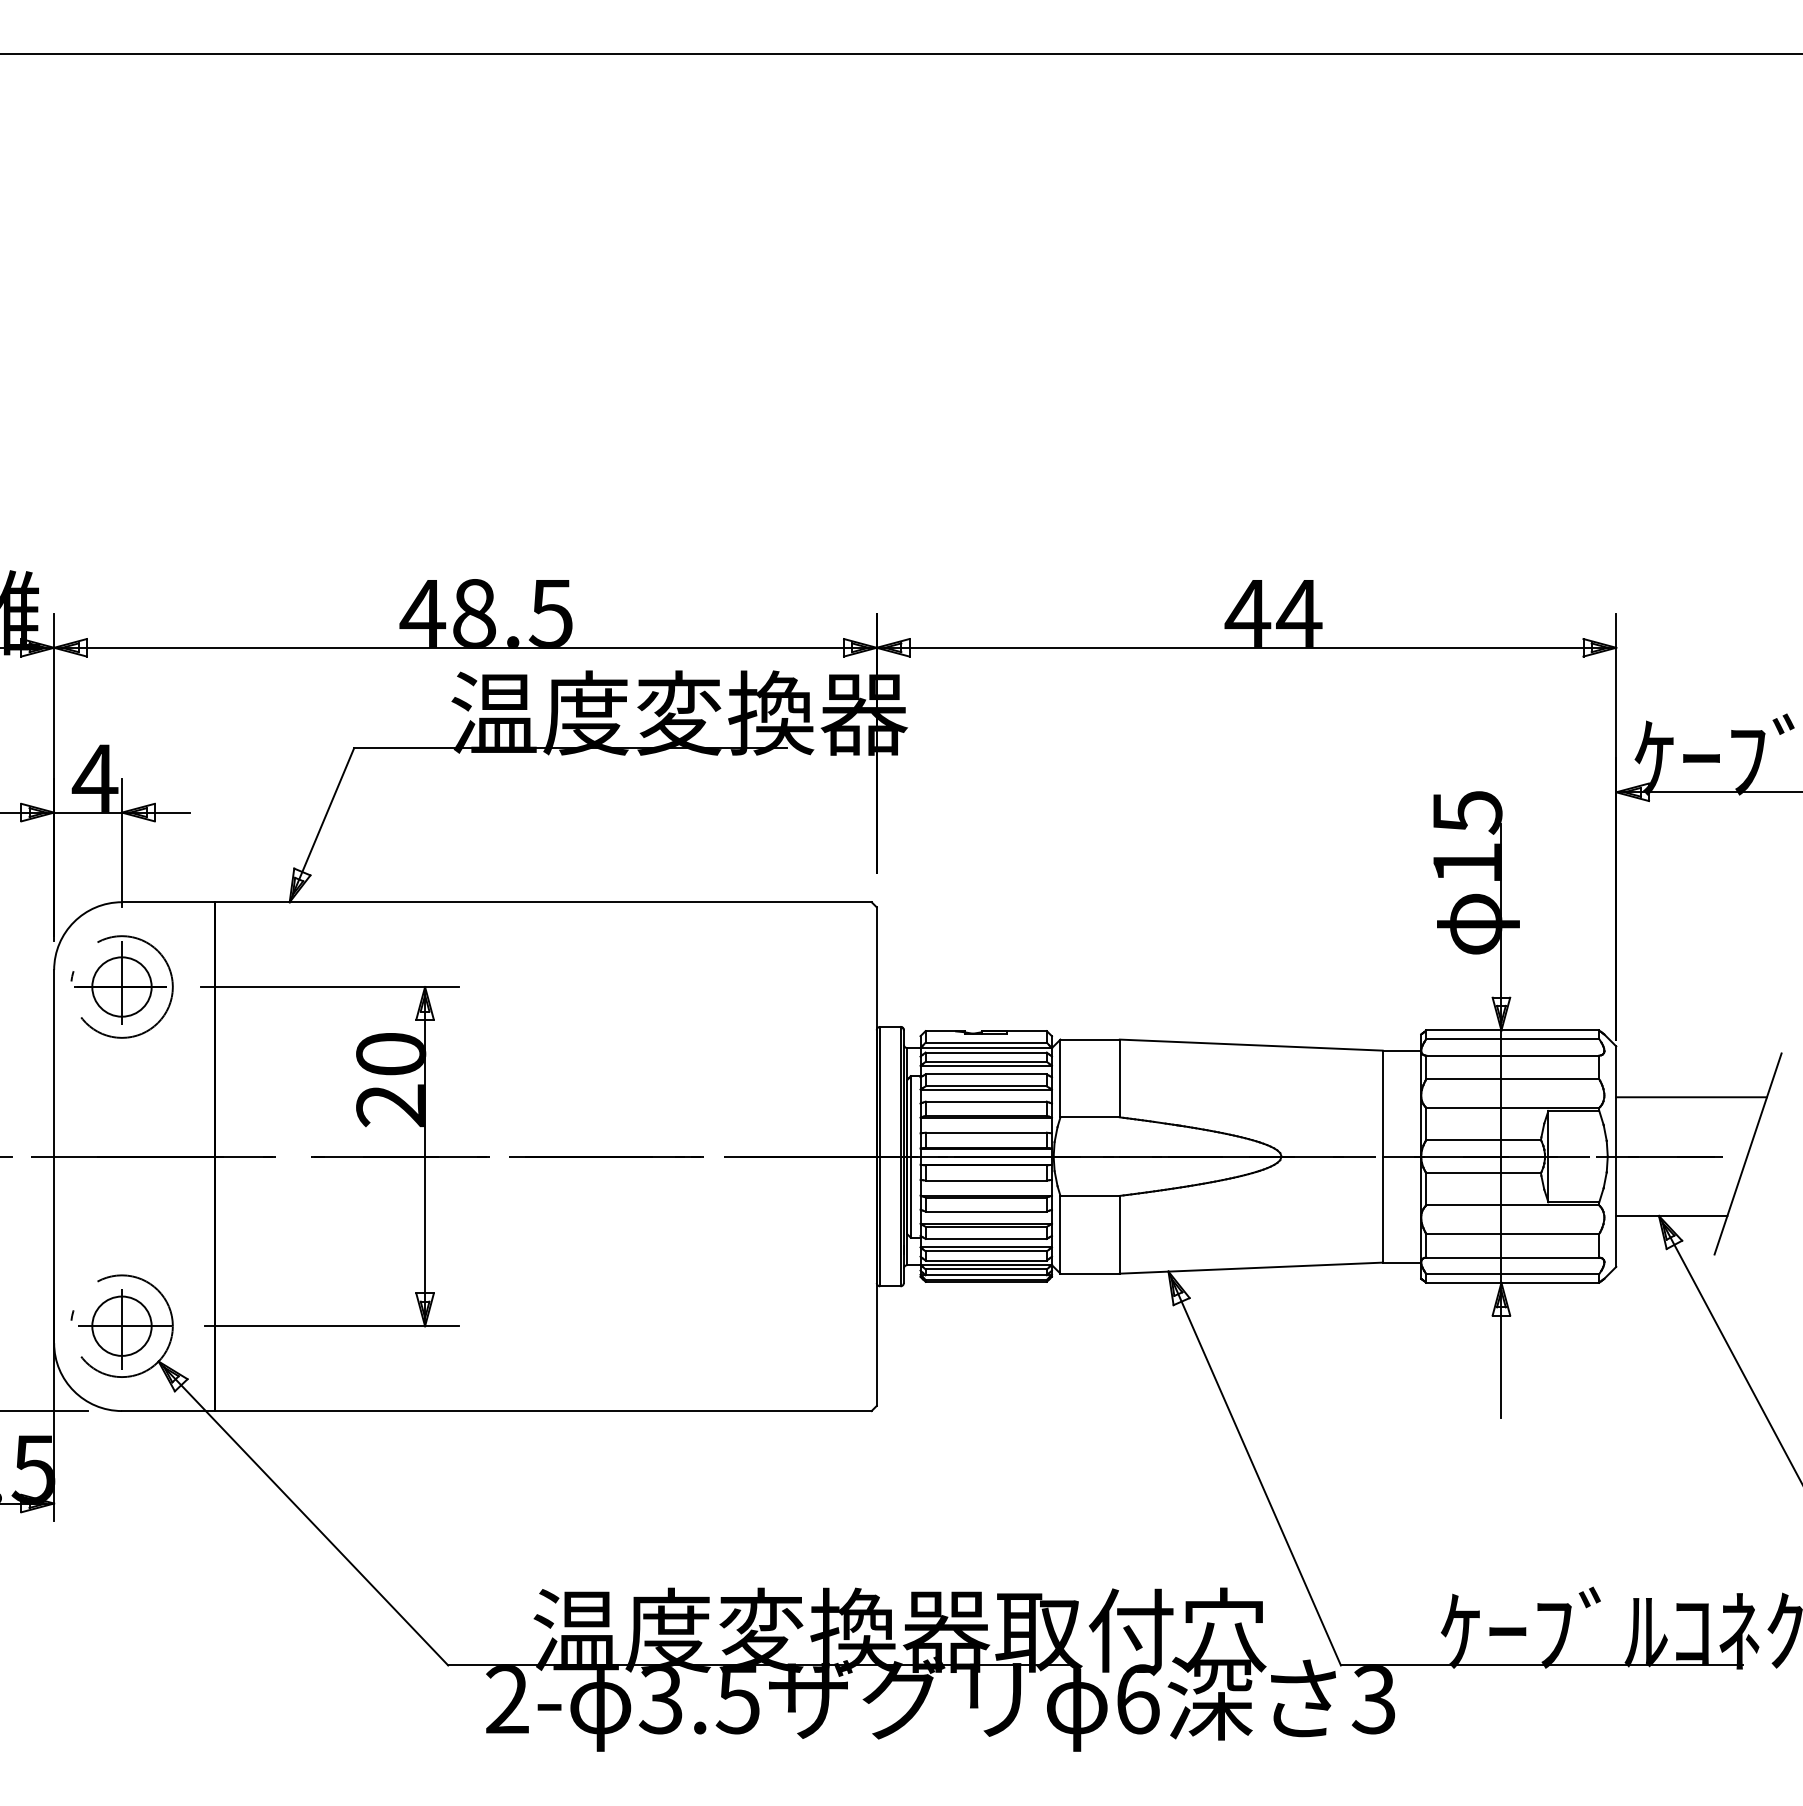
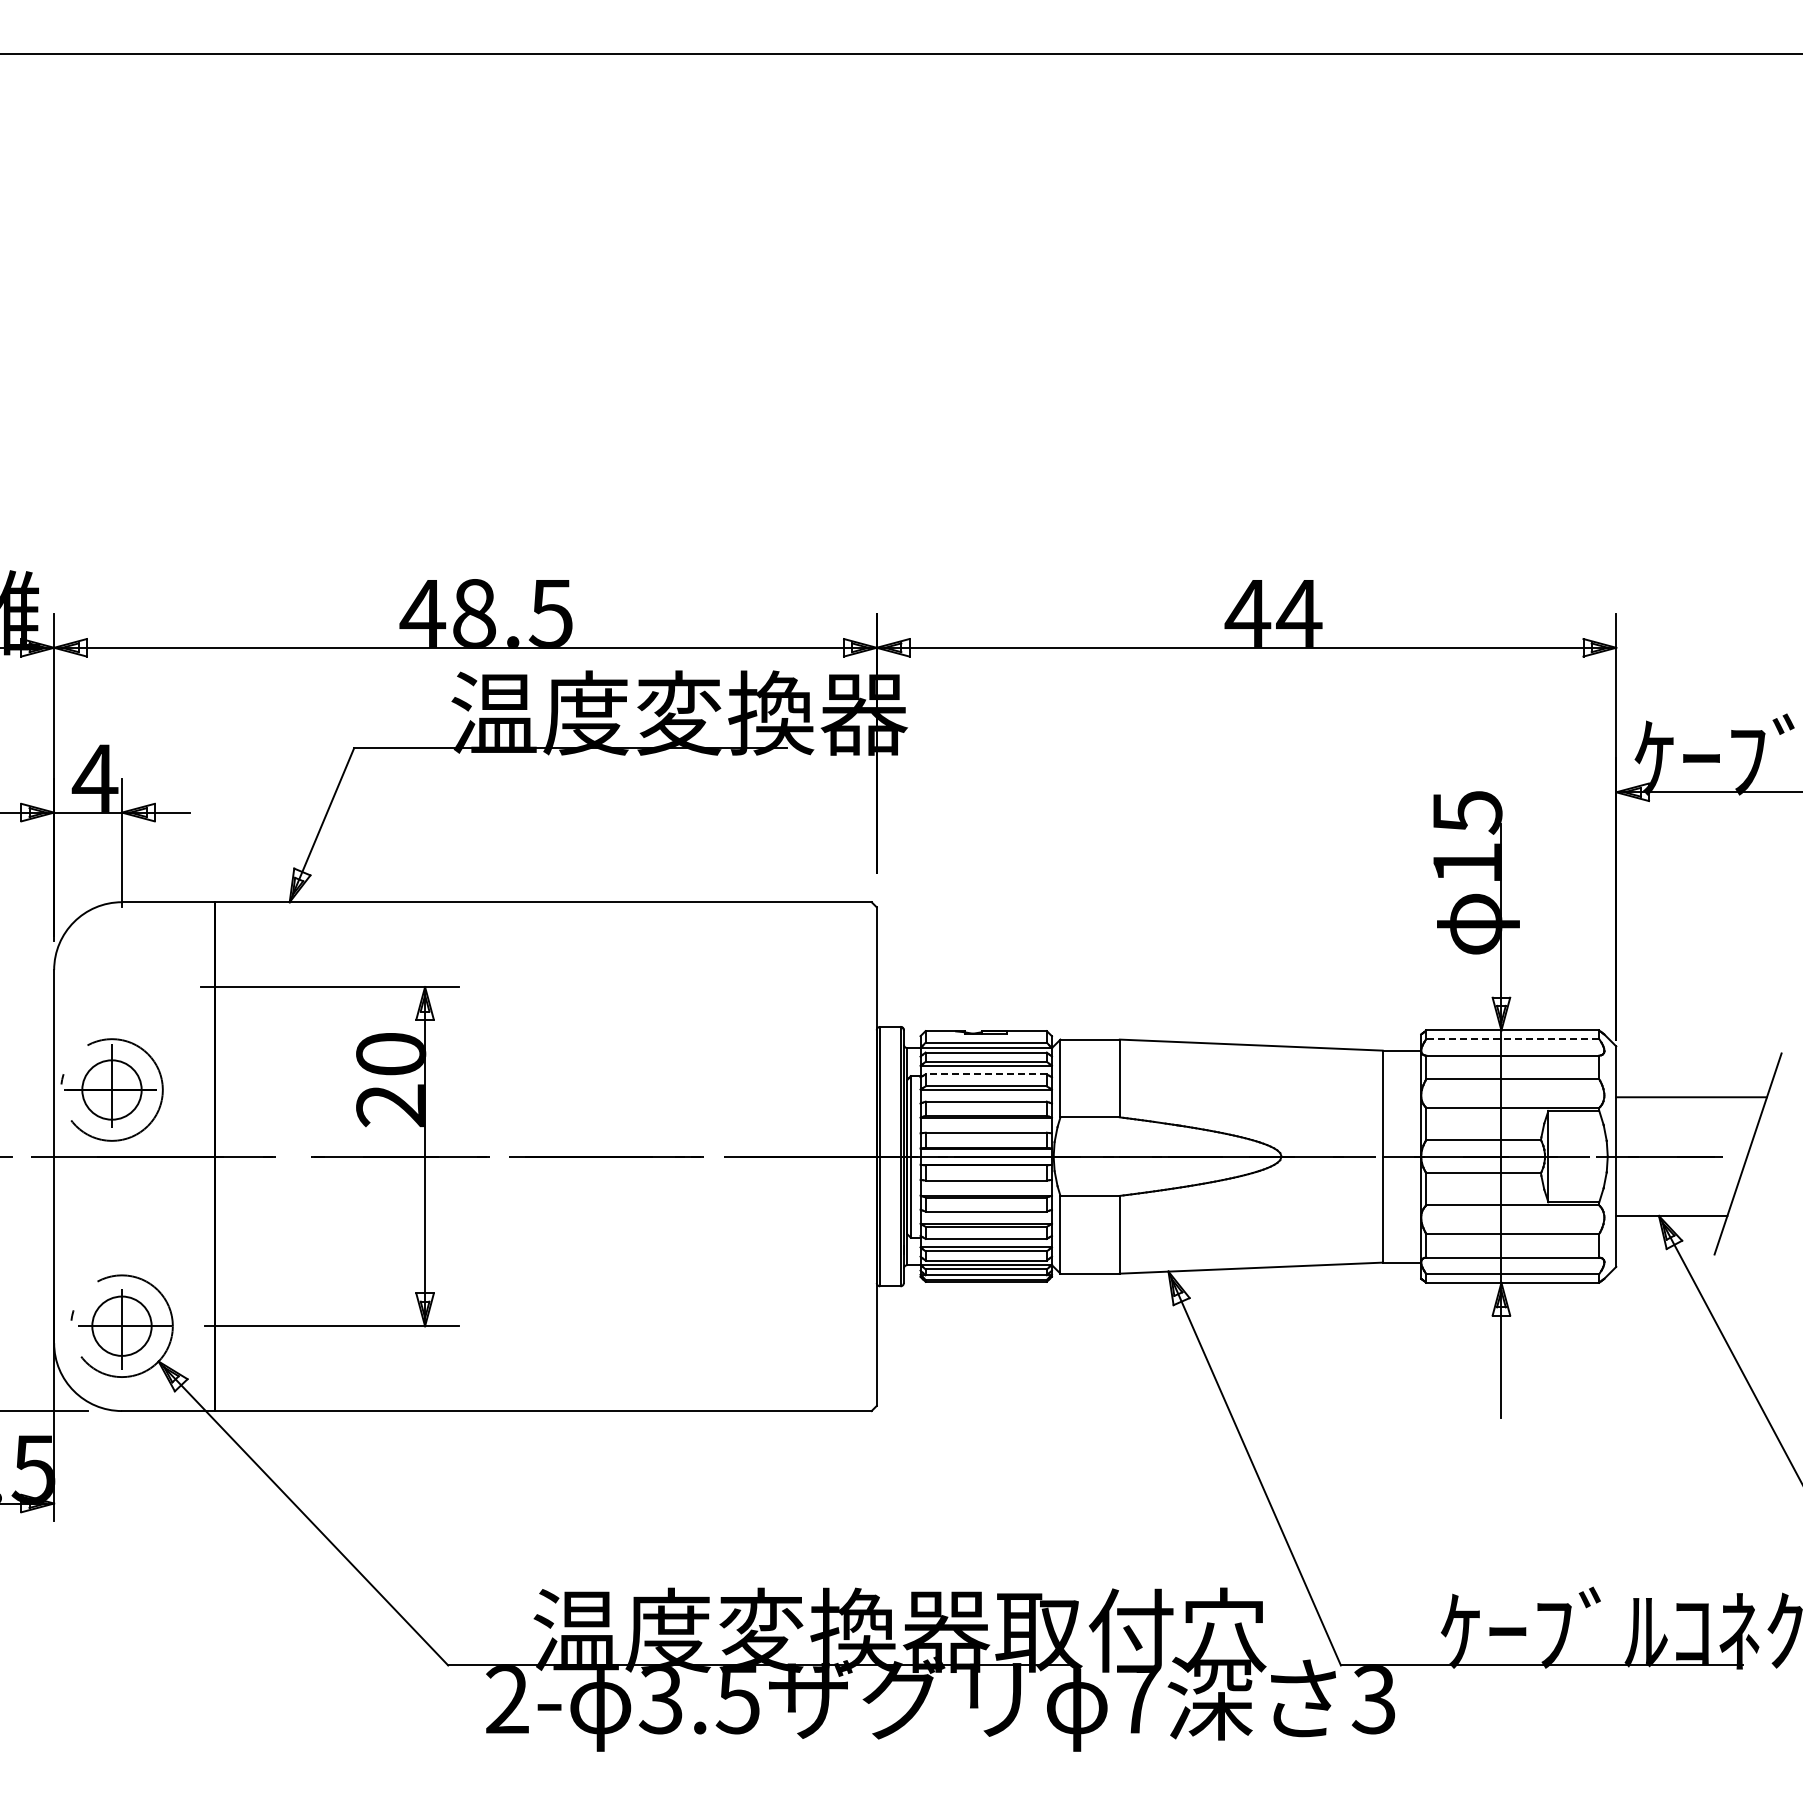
part position: (121, 986) -> (111, 1089) (111, 1089)
line: solid -> dashed (1512, 1039)
line: solid -> dashed (986, 1074)
text: 6 -> 7 (1138, 1699)
